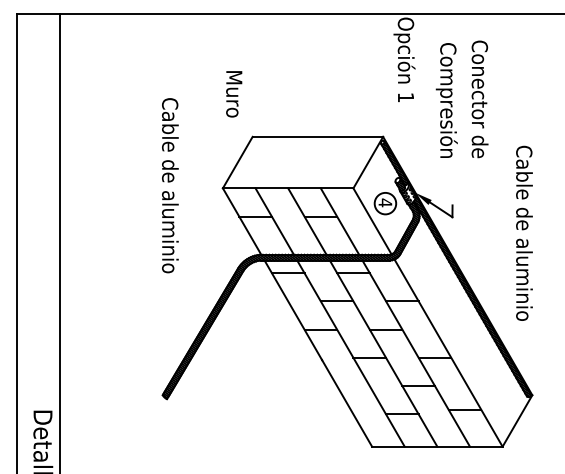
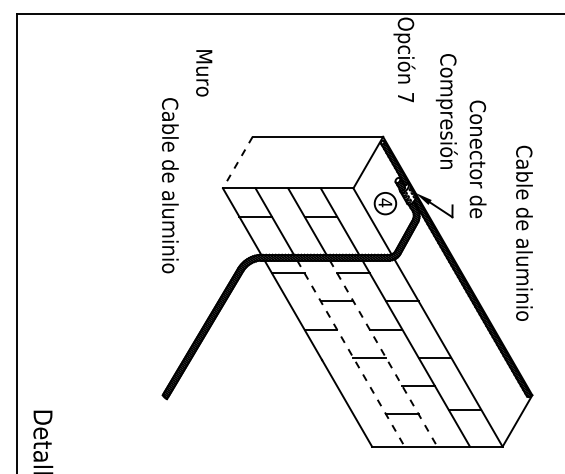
text position: (234, 94) -> (204, 73) (204, 73)
text: 1 -> 7 (405, 97)
text position: (479, 99) -> (477, 159) (477, 159)
text position: (446, 100) -> (446, 111) (446, 111)
line: solid -> dashed (237, 162)
line: present -> none (60, 242)
line: solid -> dashed (351, 354)
line: solid -> dashed (383, 354)
